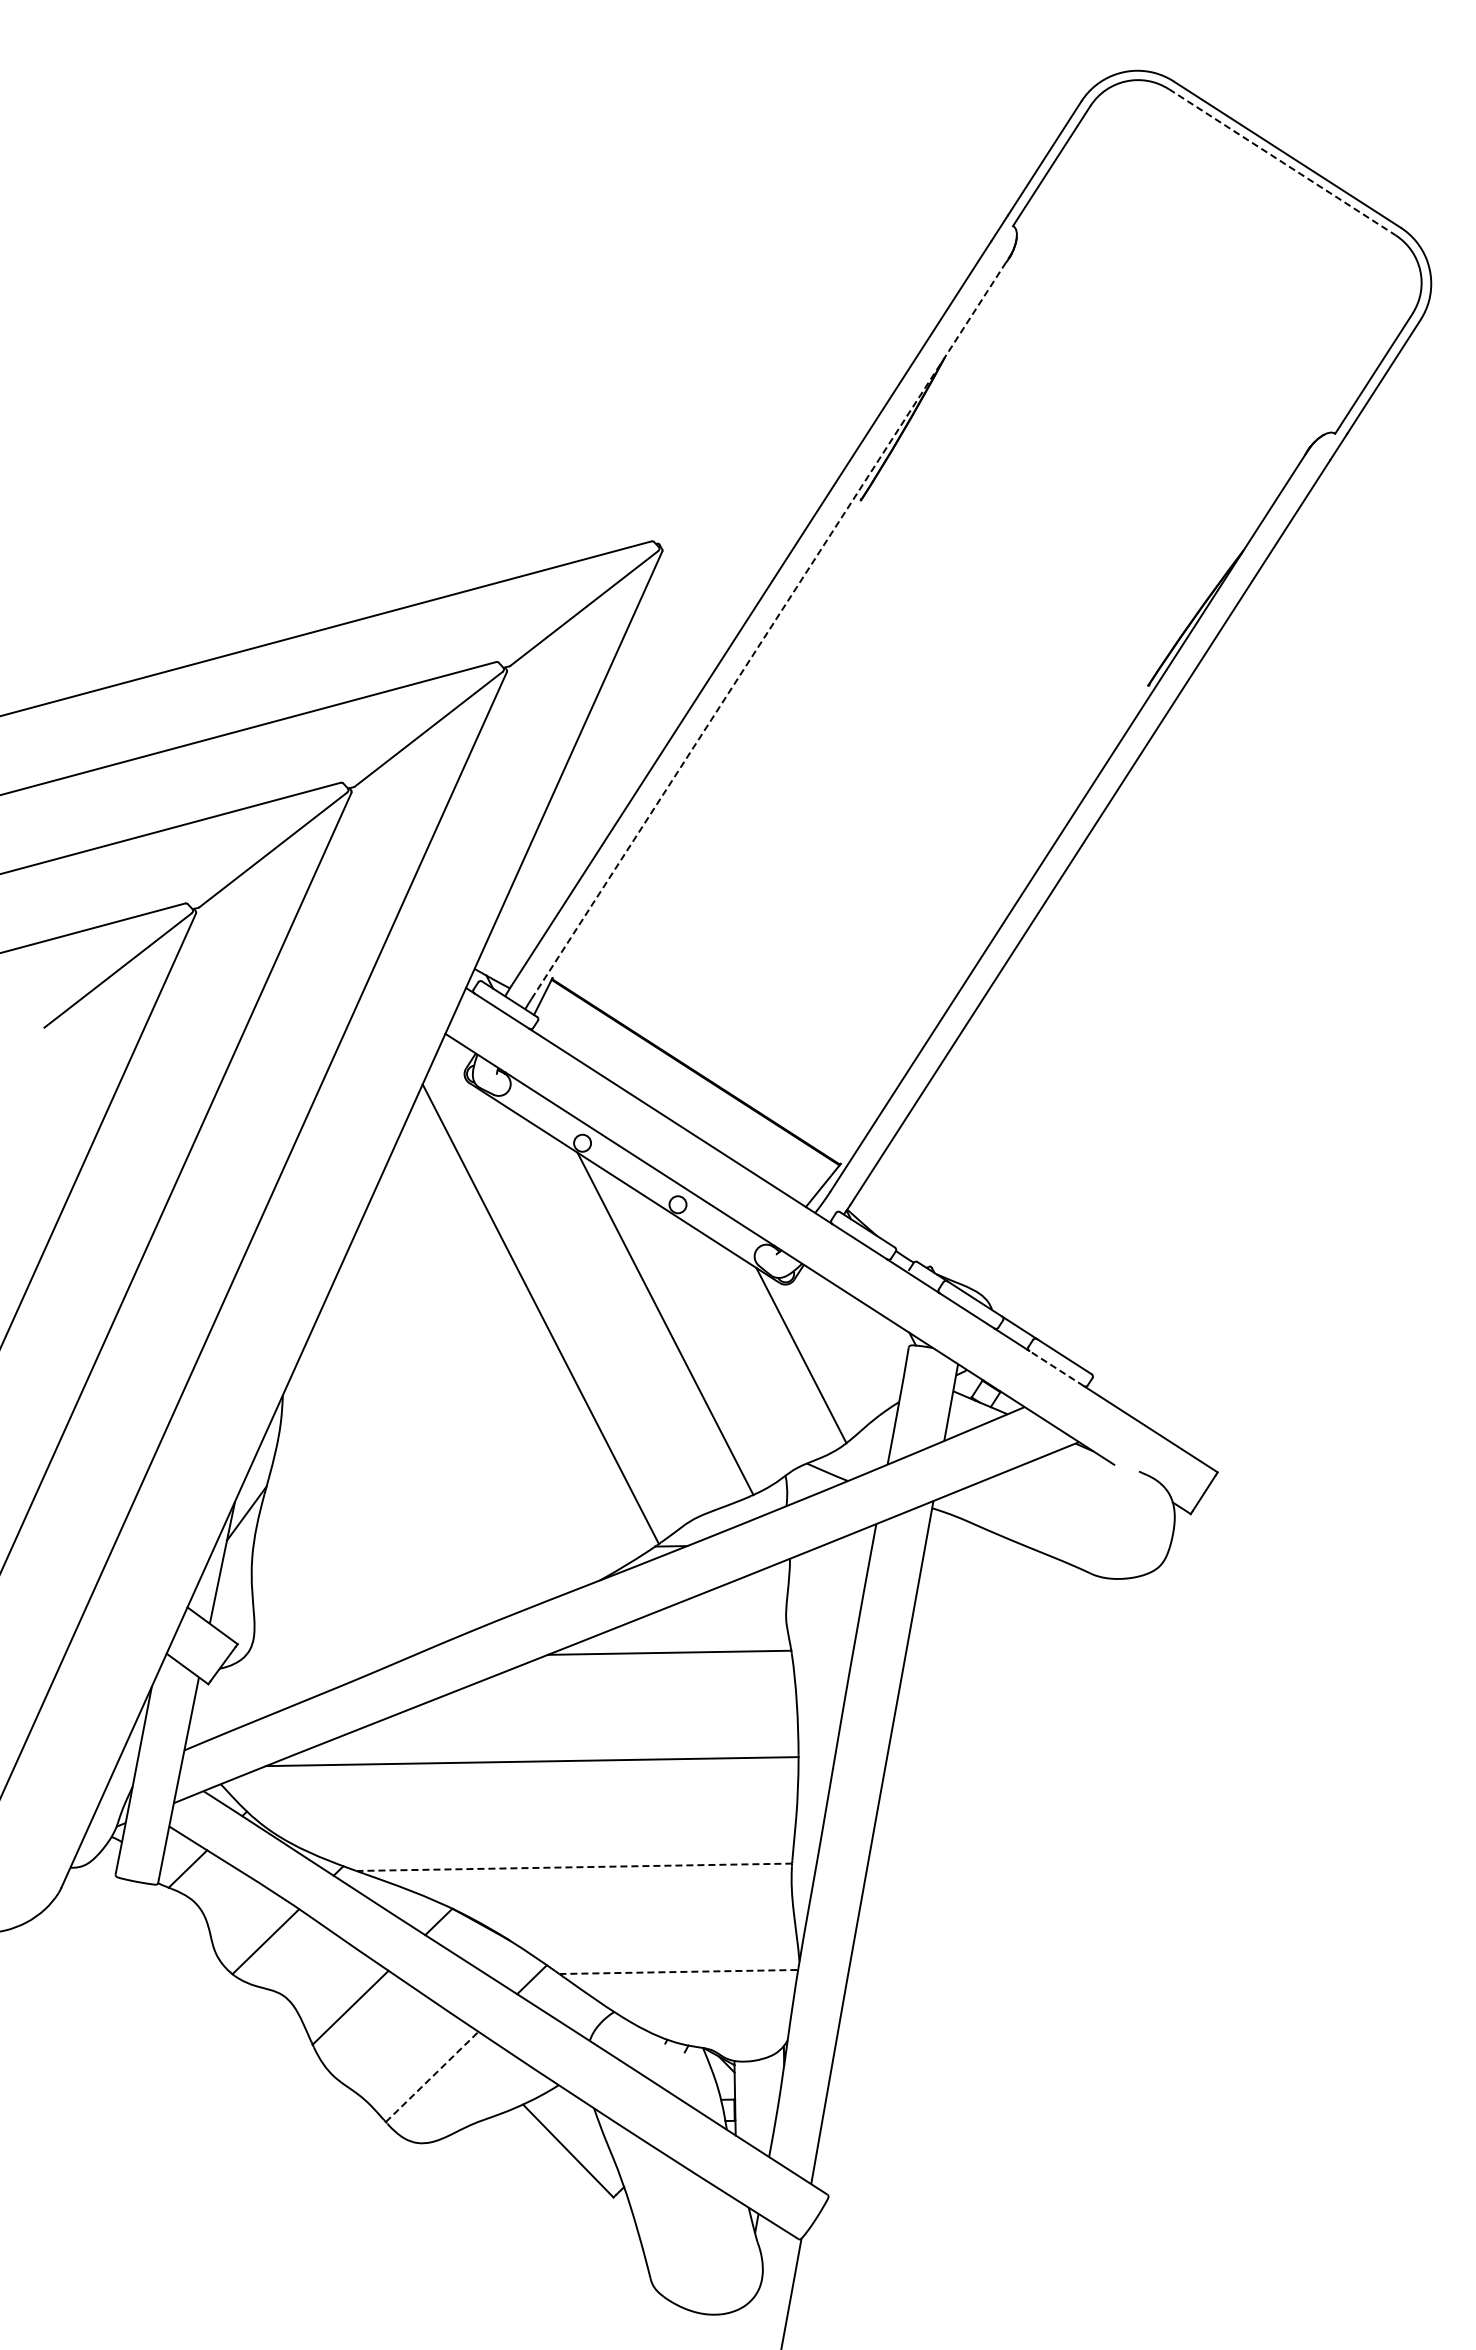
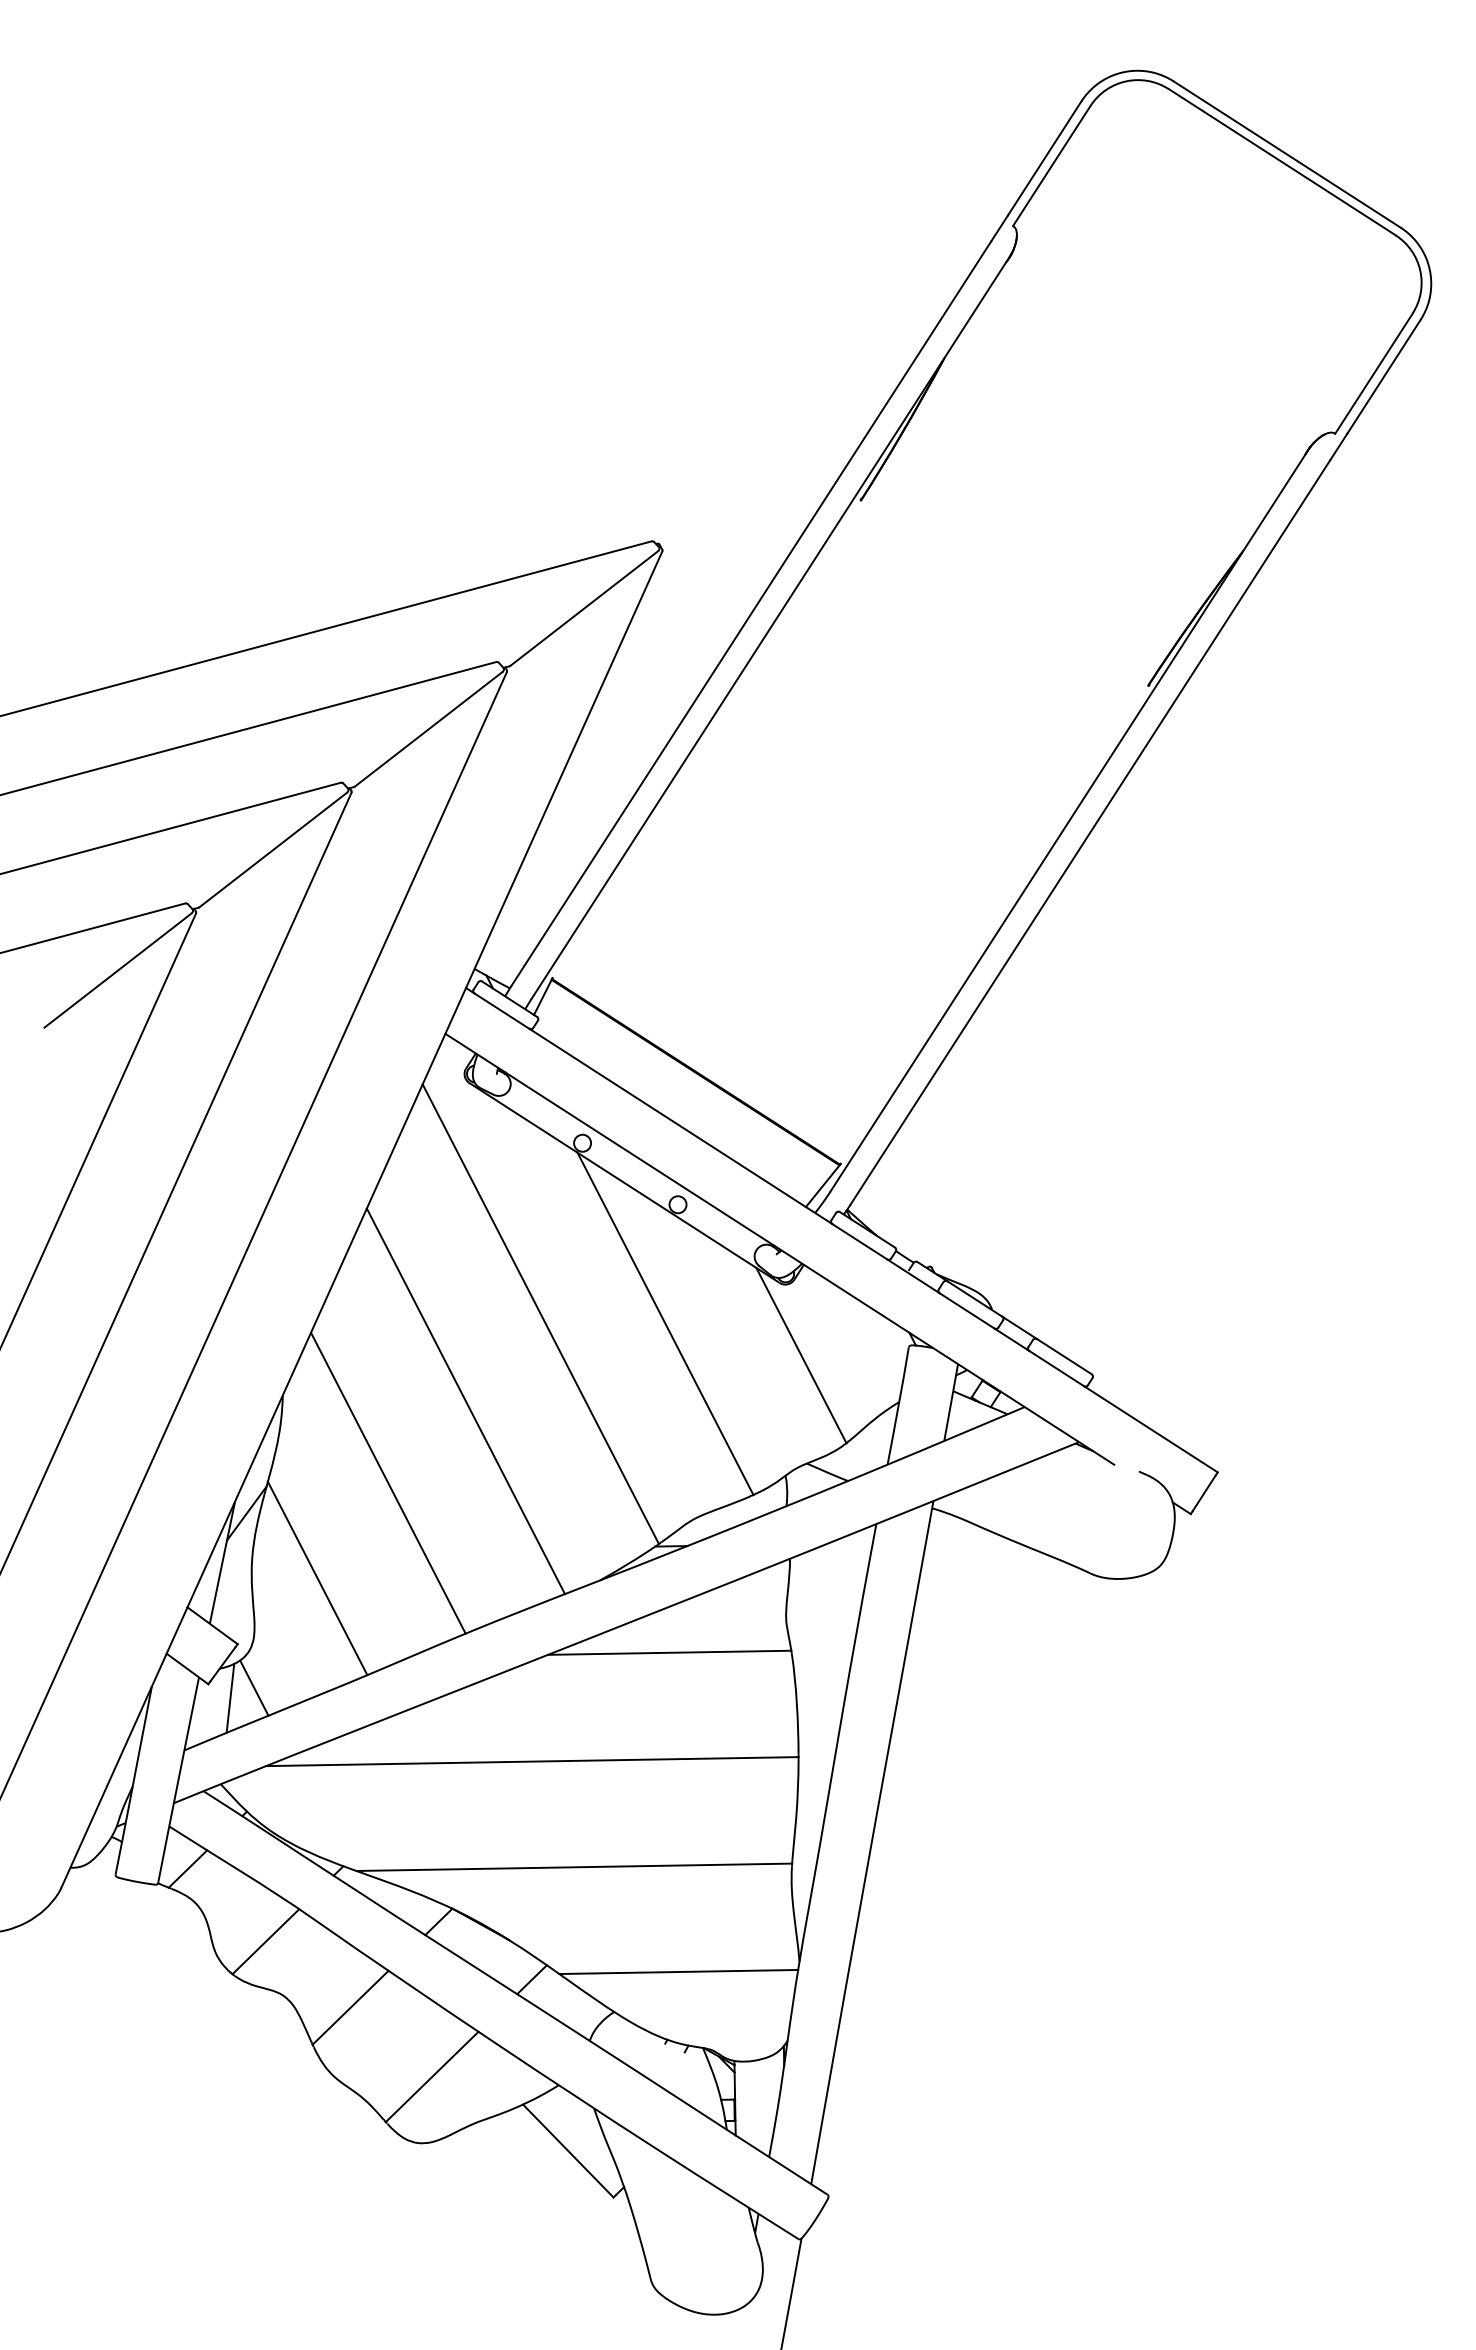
line: dashed -> solid (1282, 162)
line: dashed -> solid (771, 626)
line: dashed -> solid (1056, 1368)
line: none -> present (465, 1401)
line: none -> present (388, 1482)
line: none -> present (317, 1578)
line: none -> present (254, 1687)
line: none -> present (230, 1697)
line: dashed -> solid (574, 1867)
line: dashed -> solid (679, 1971)
line: dashed -> solid (432, 2076)
